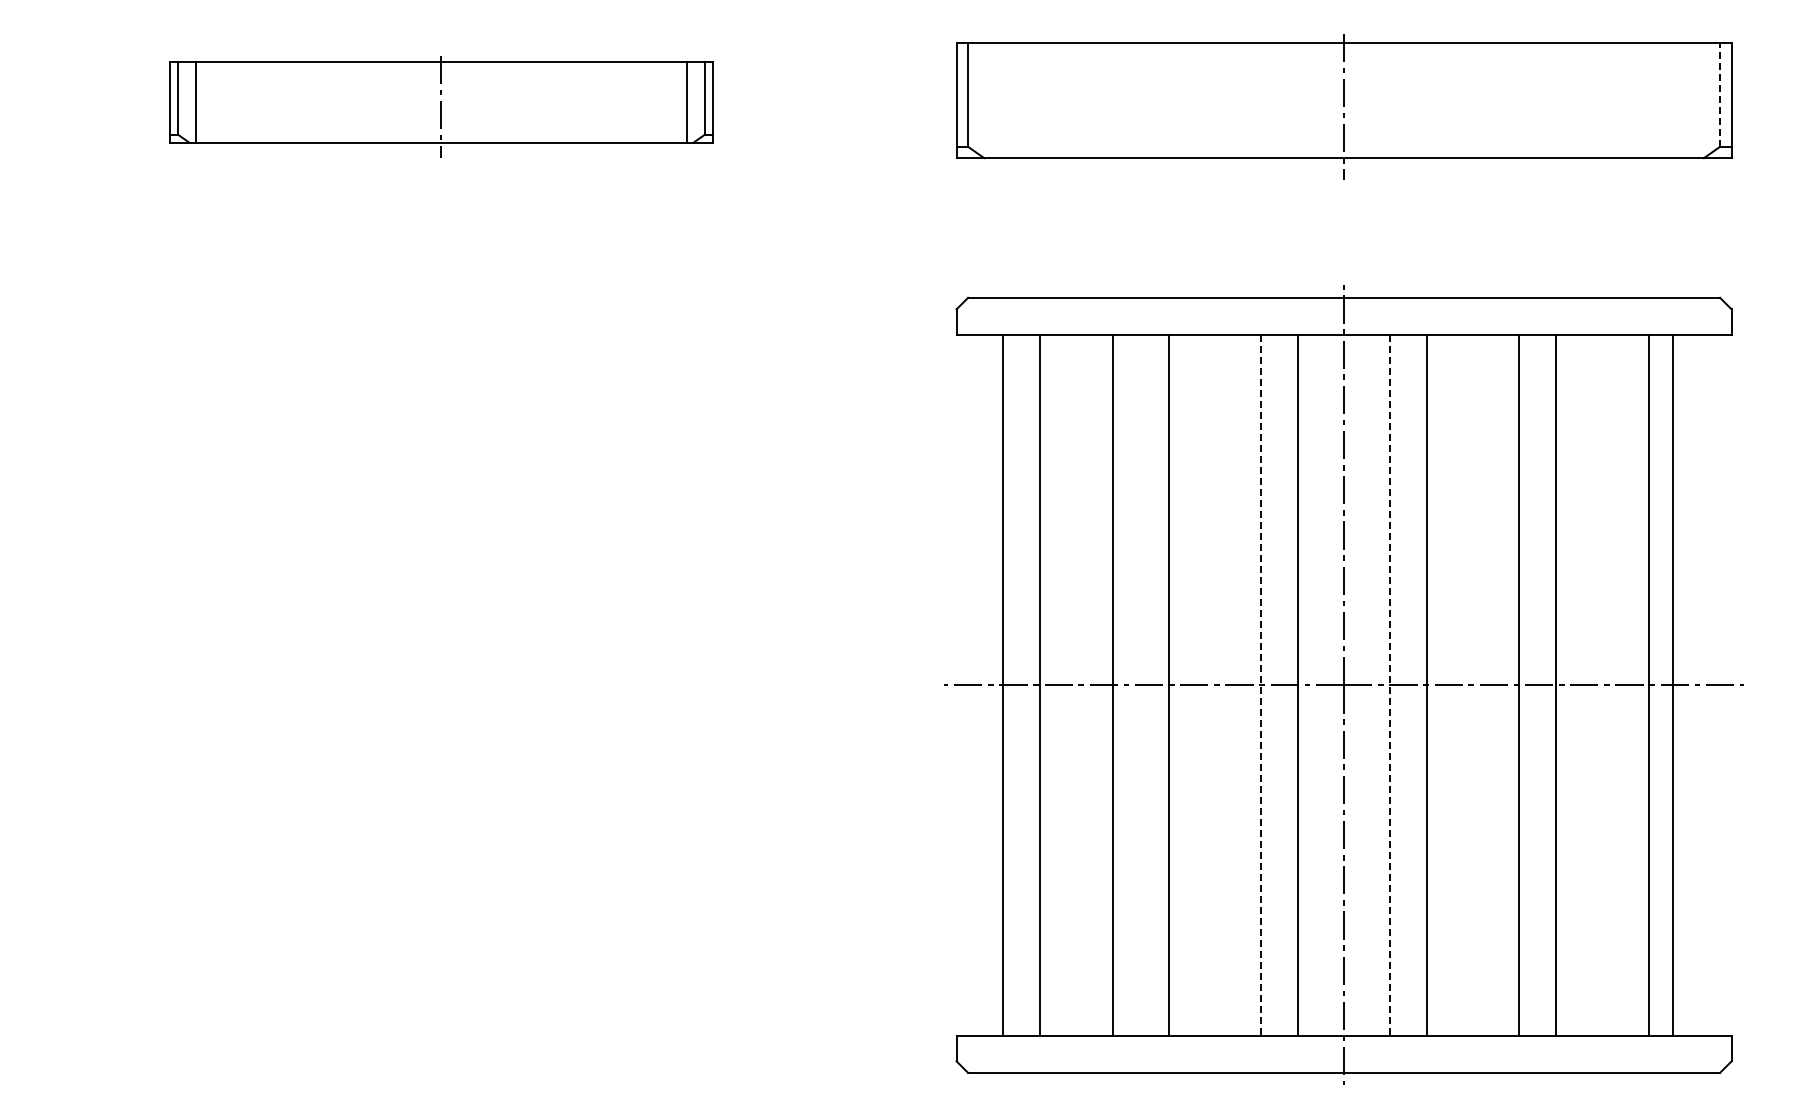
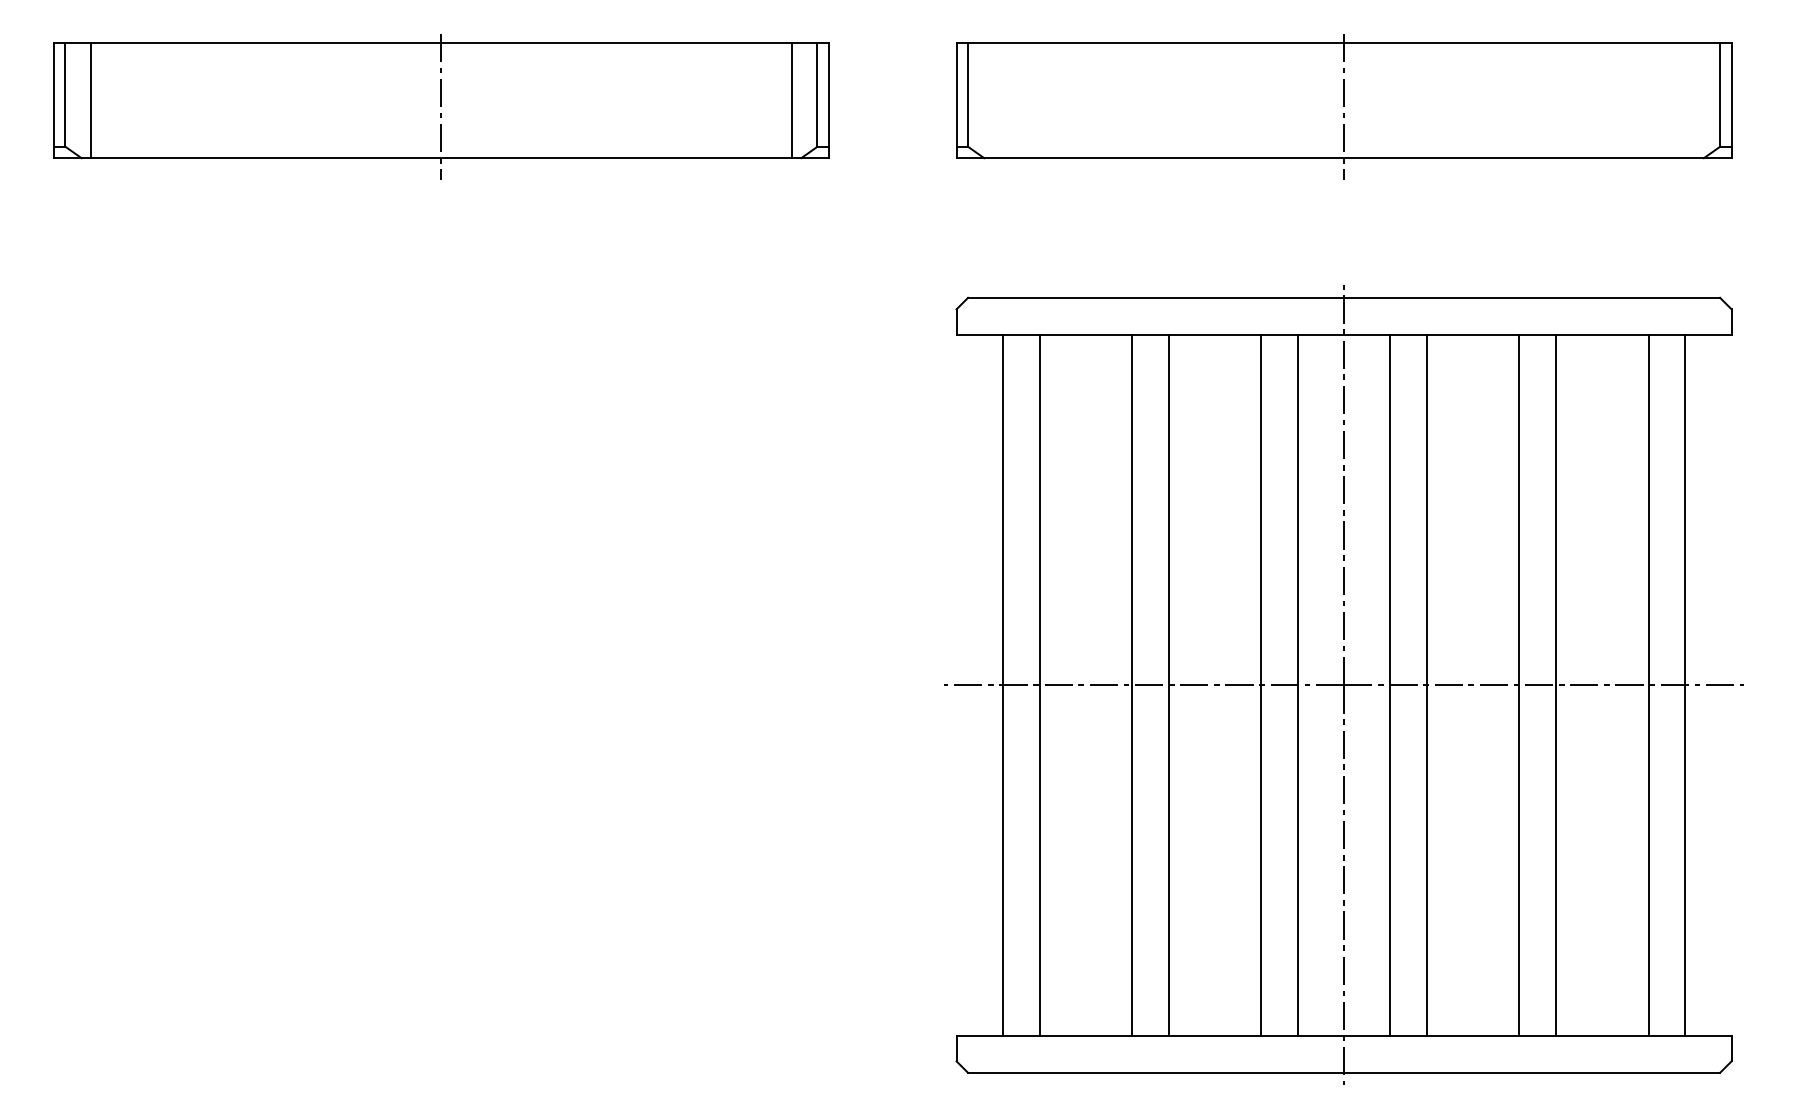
line: dashed -> solid (1720, 94)
part size: 545x102 px -> 777x146 px (441, 106)
line position: (1112, 684) -> (1131, 684) (1131, 684)
line position: (1673, 684) -> (1685, 684) (1685, 684)
line: dashed -> solid (1261, 685)
line: dashed -> solid (1390, 685)
